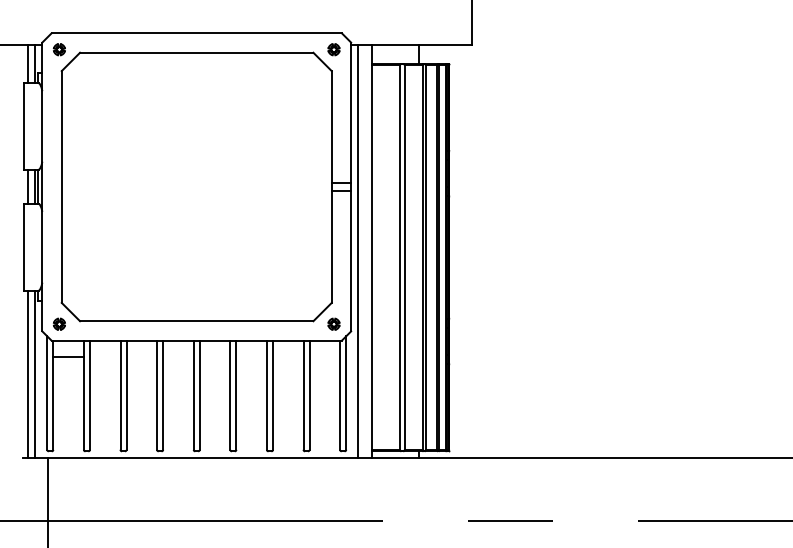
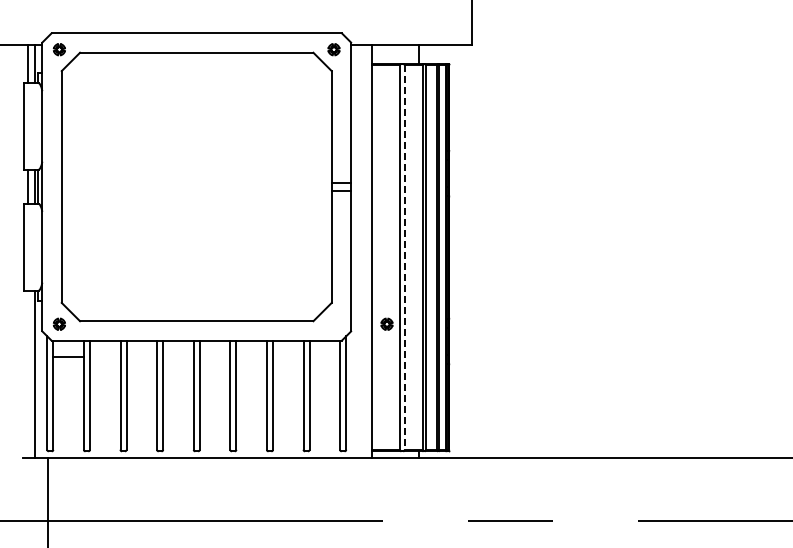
line: present -> none (358, 250)
line: solid -> dashed (404, 258)
part position: (333, 323) -> (386, 323) (386, 323)
line: present -> none (28, 373)
